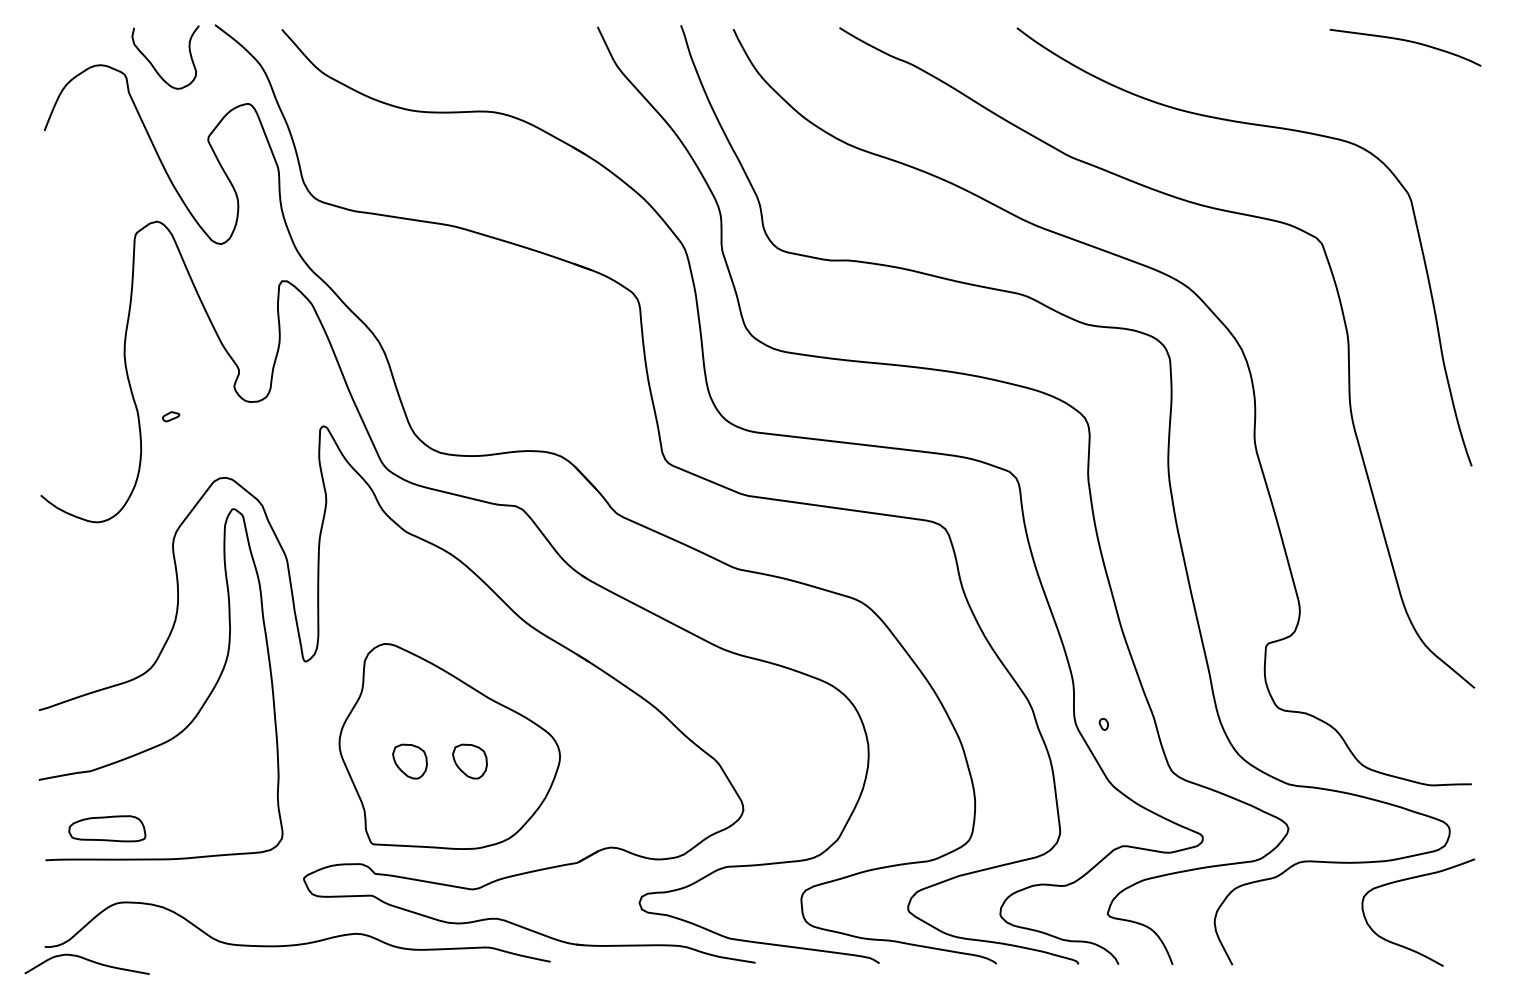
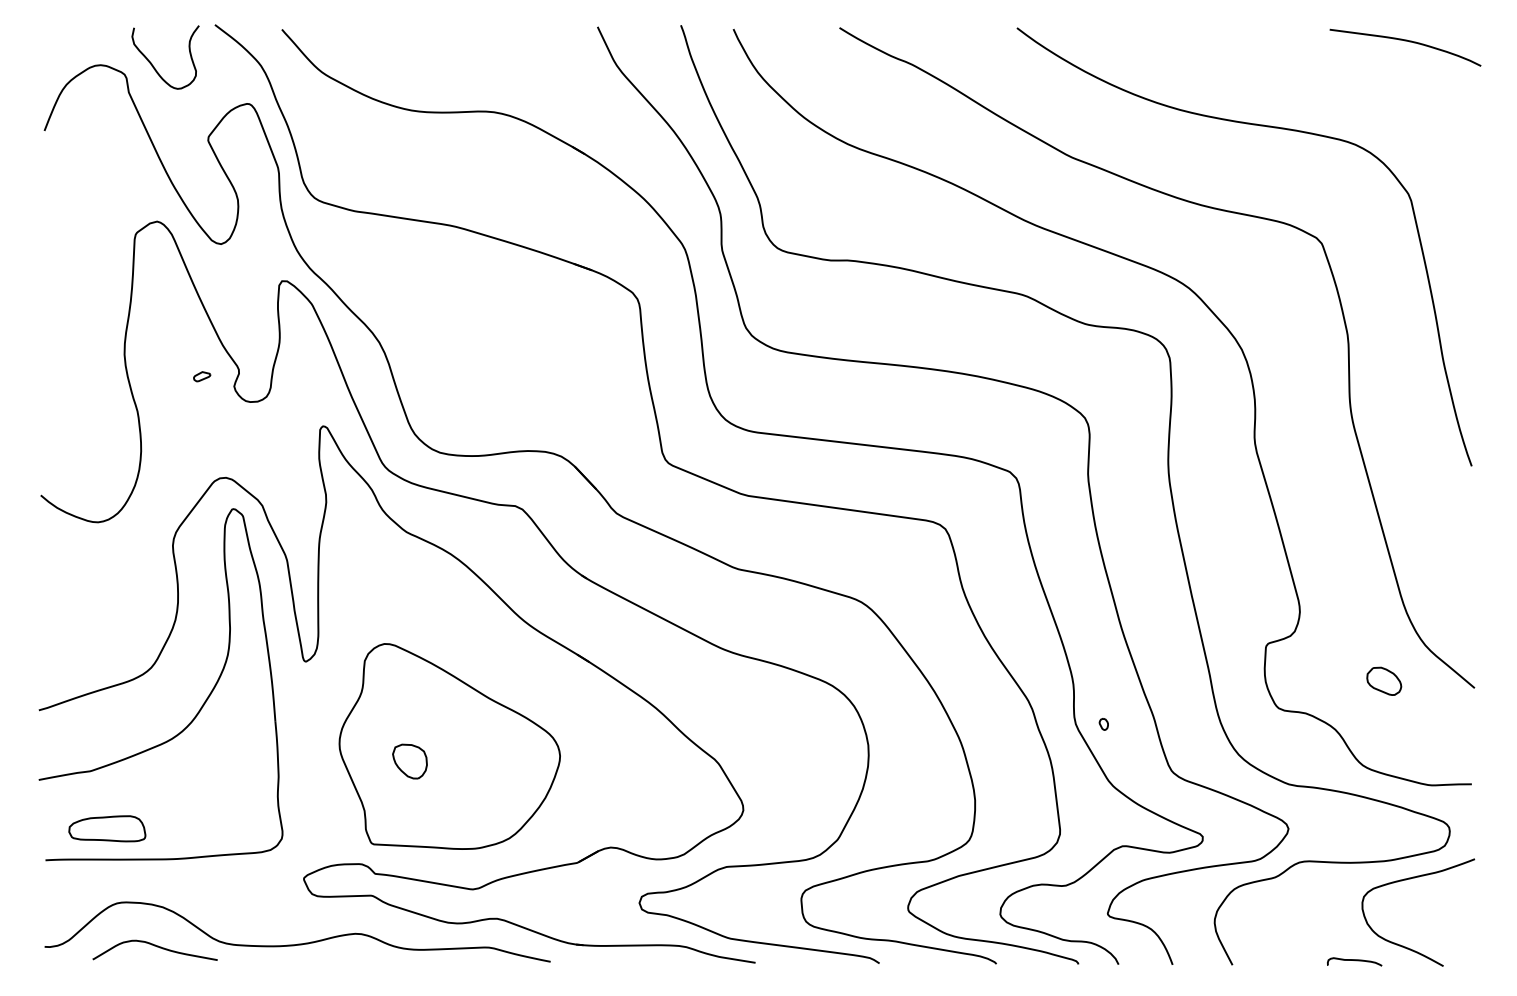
part position: (171, 416) -> (202, 376) (202, 376)
part: none -> present (1384, 680)
part: present -> none (469, 761)
curve position: (86, 960) -> (154, 946) (154, 946)
curve: none -> present (1354, 960)
